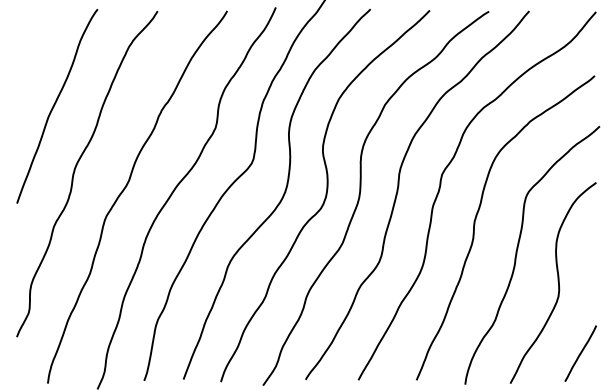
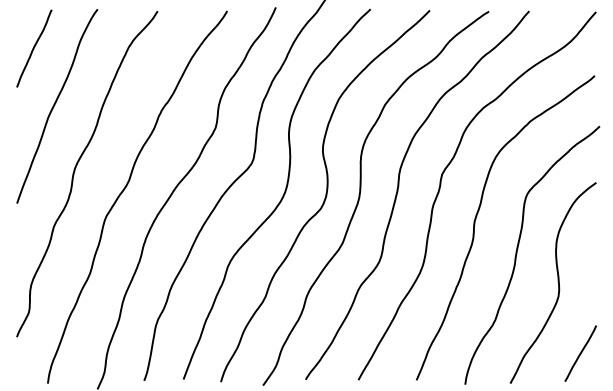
curve: none -> present (34, 48)
